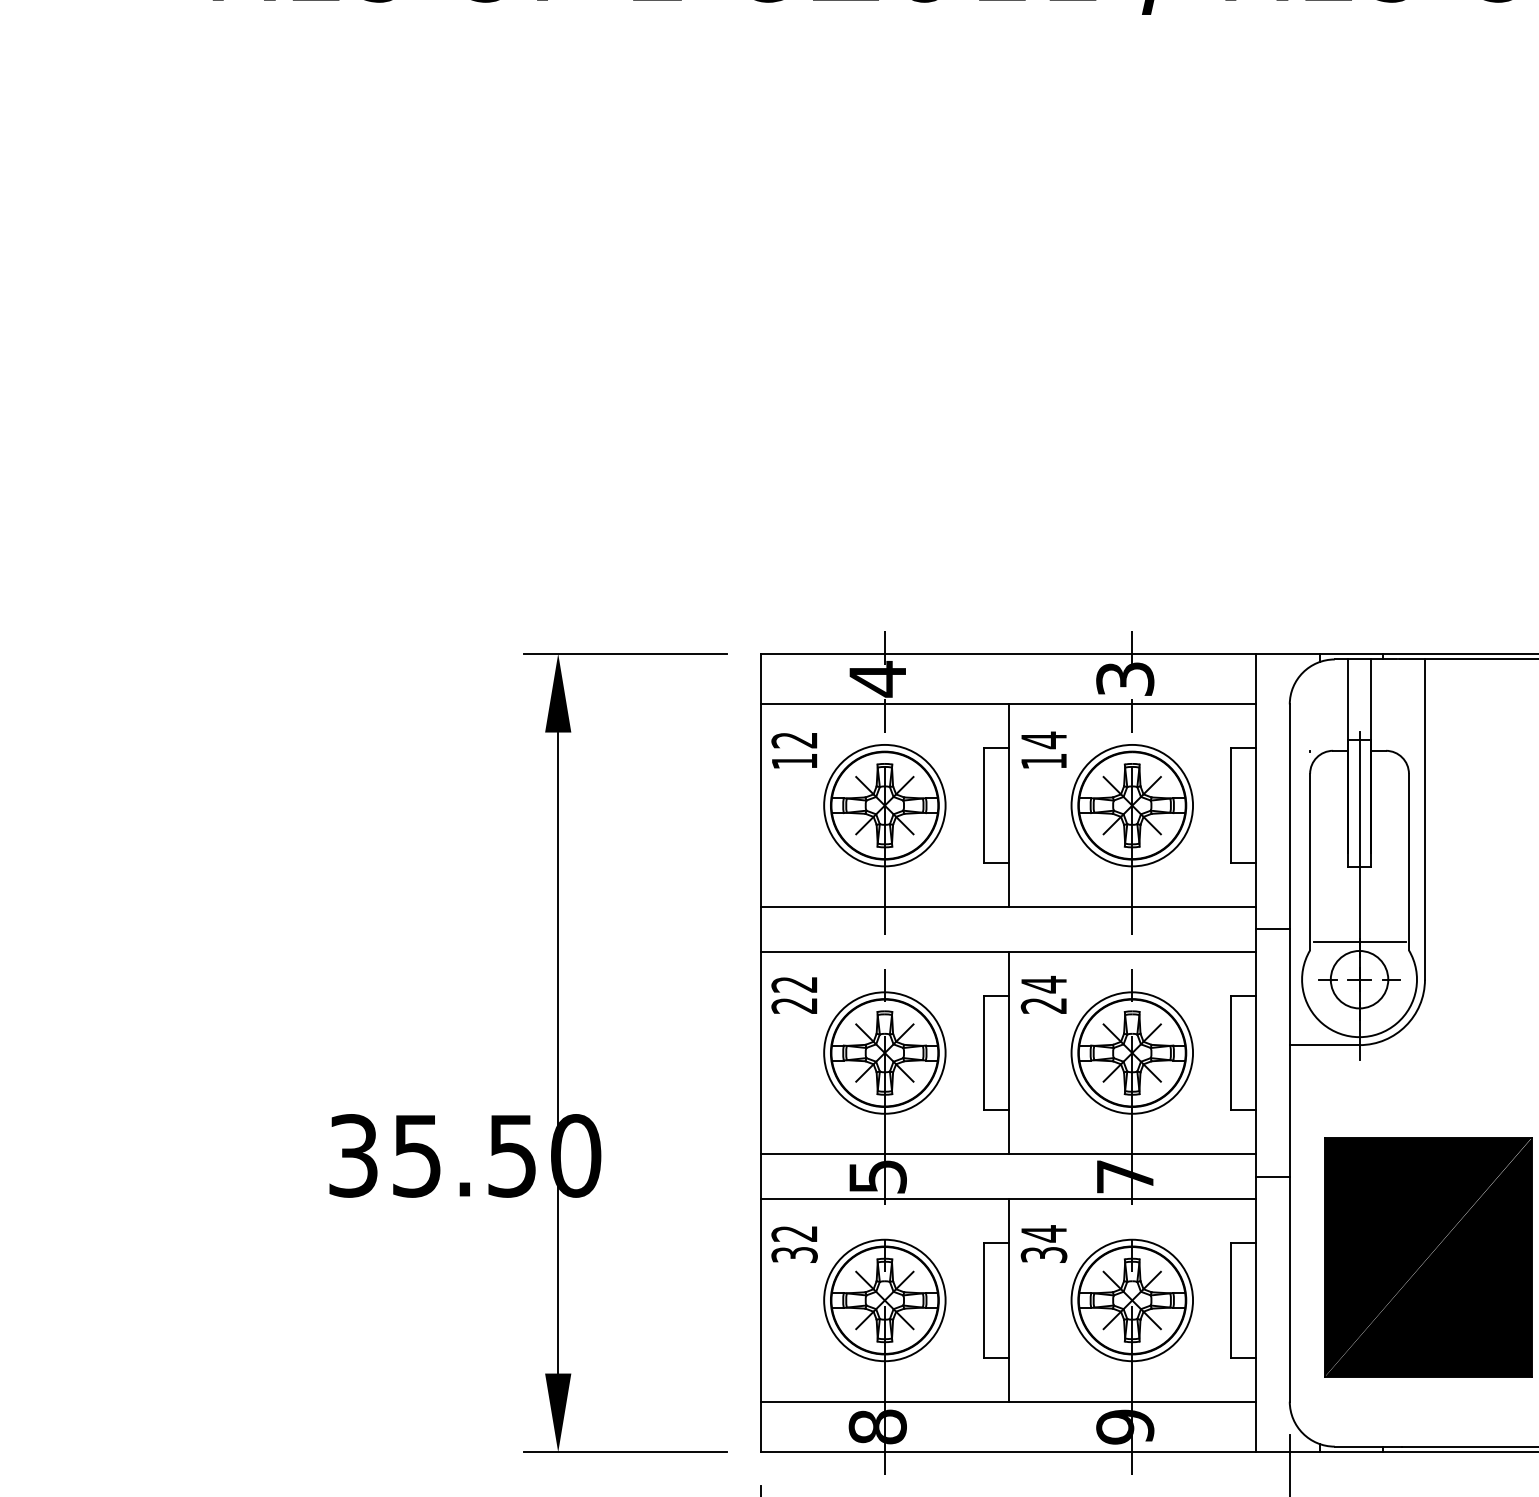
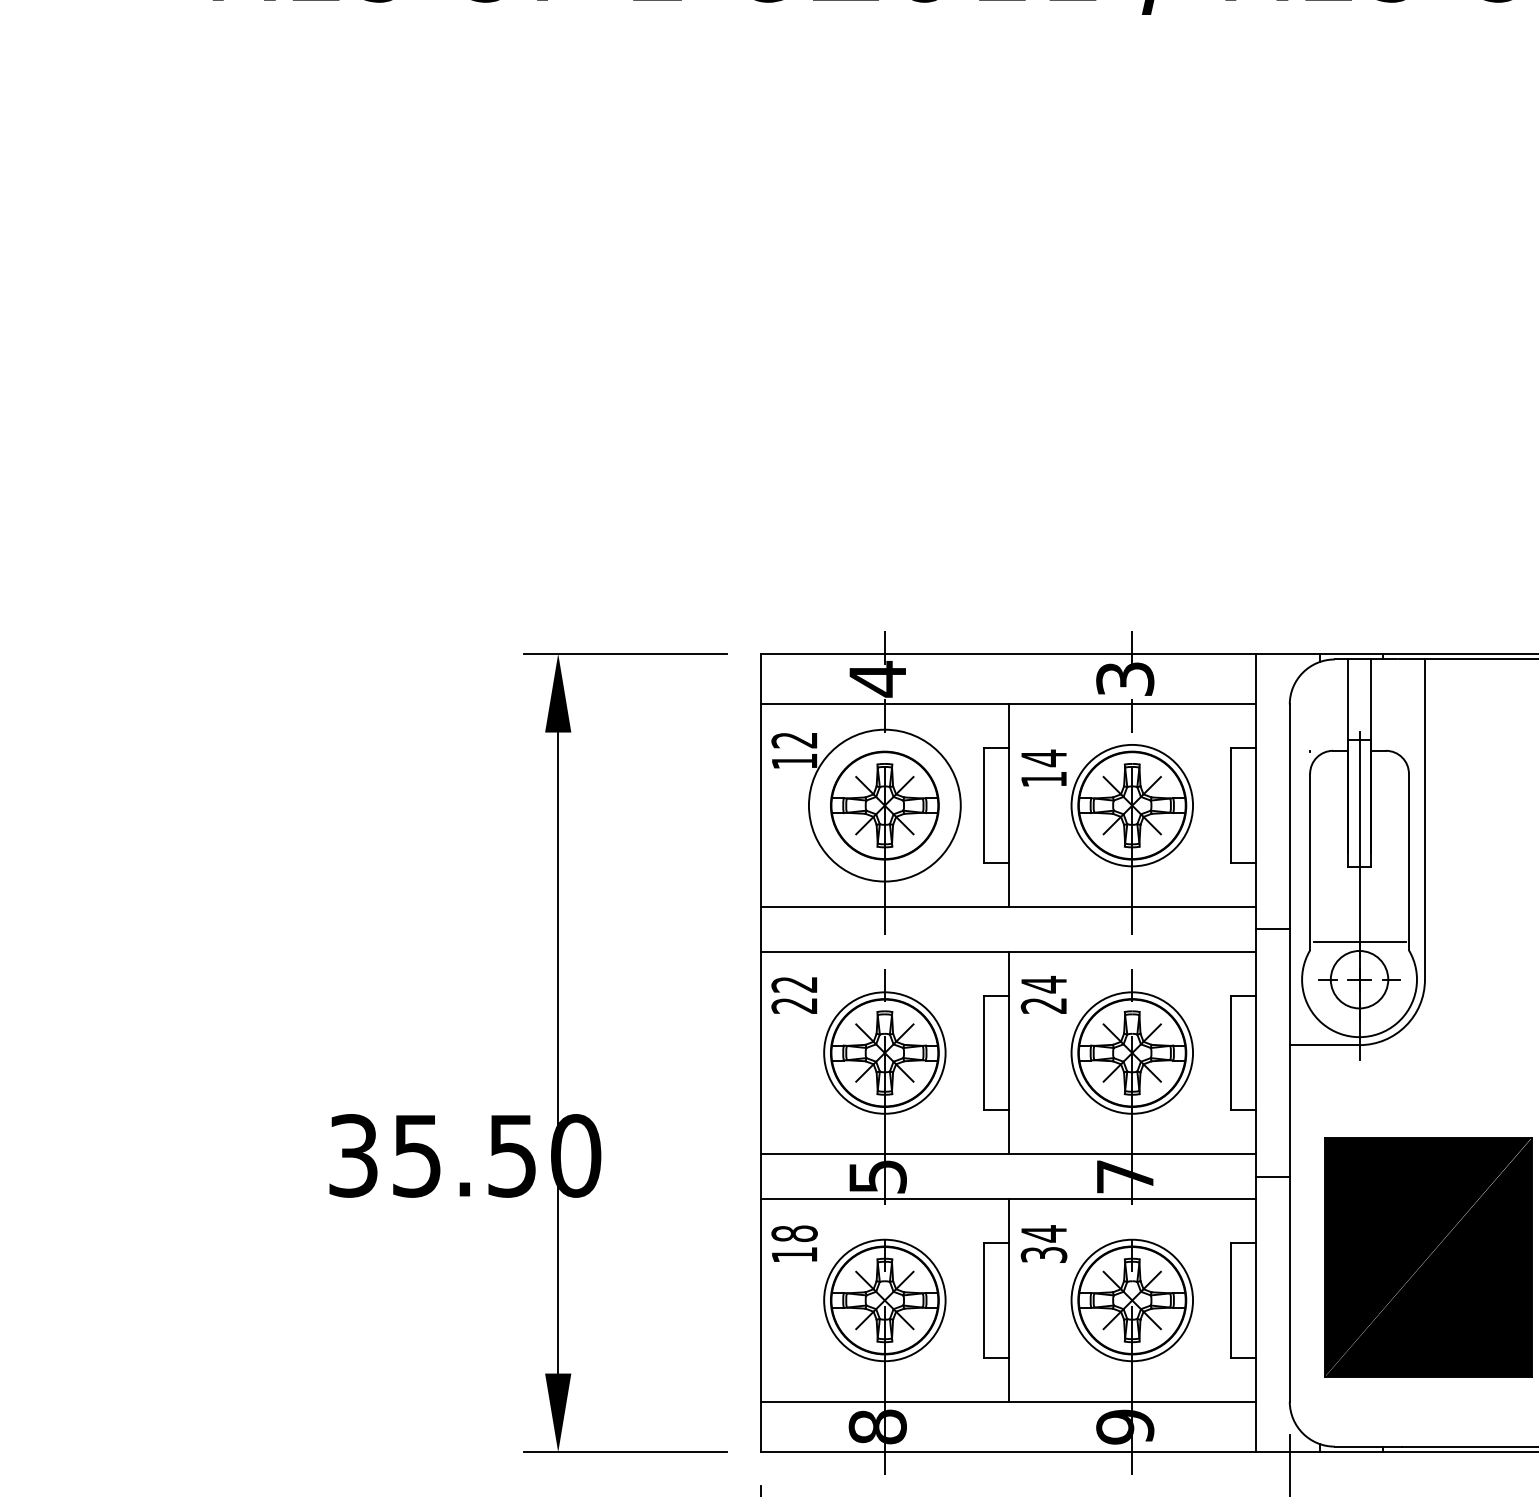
text position: (1043, 749) -> (1043, 767) (1043, 767)
circle diameter: 121 px -> 152 px (884, 805)
text: 32 -> 18 (794, 1243)
